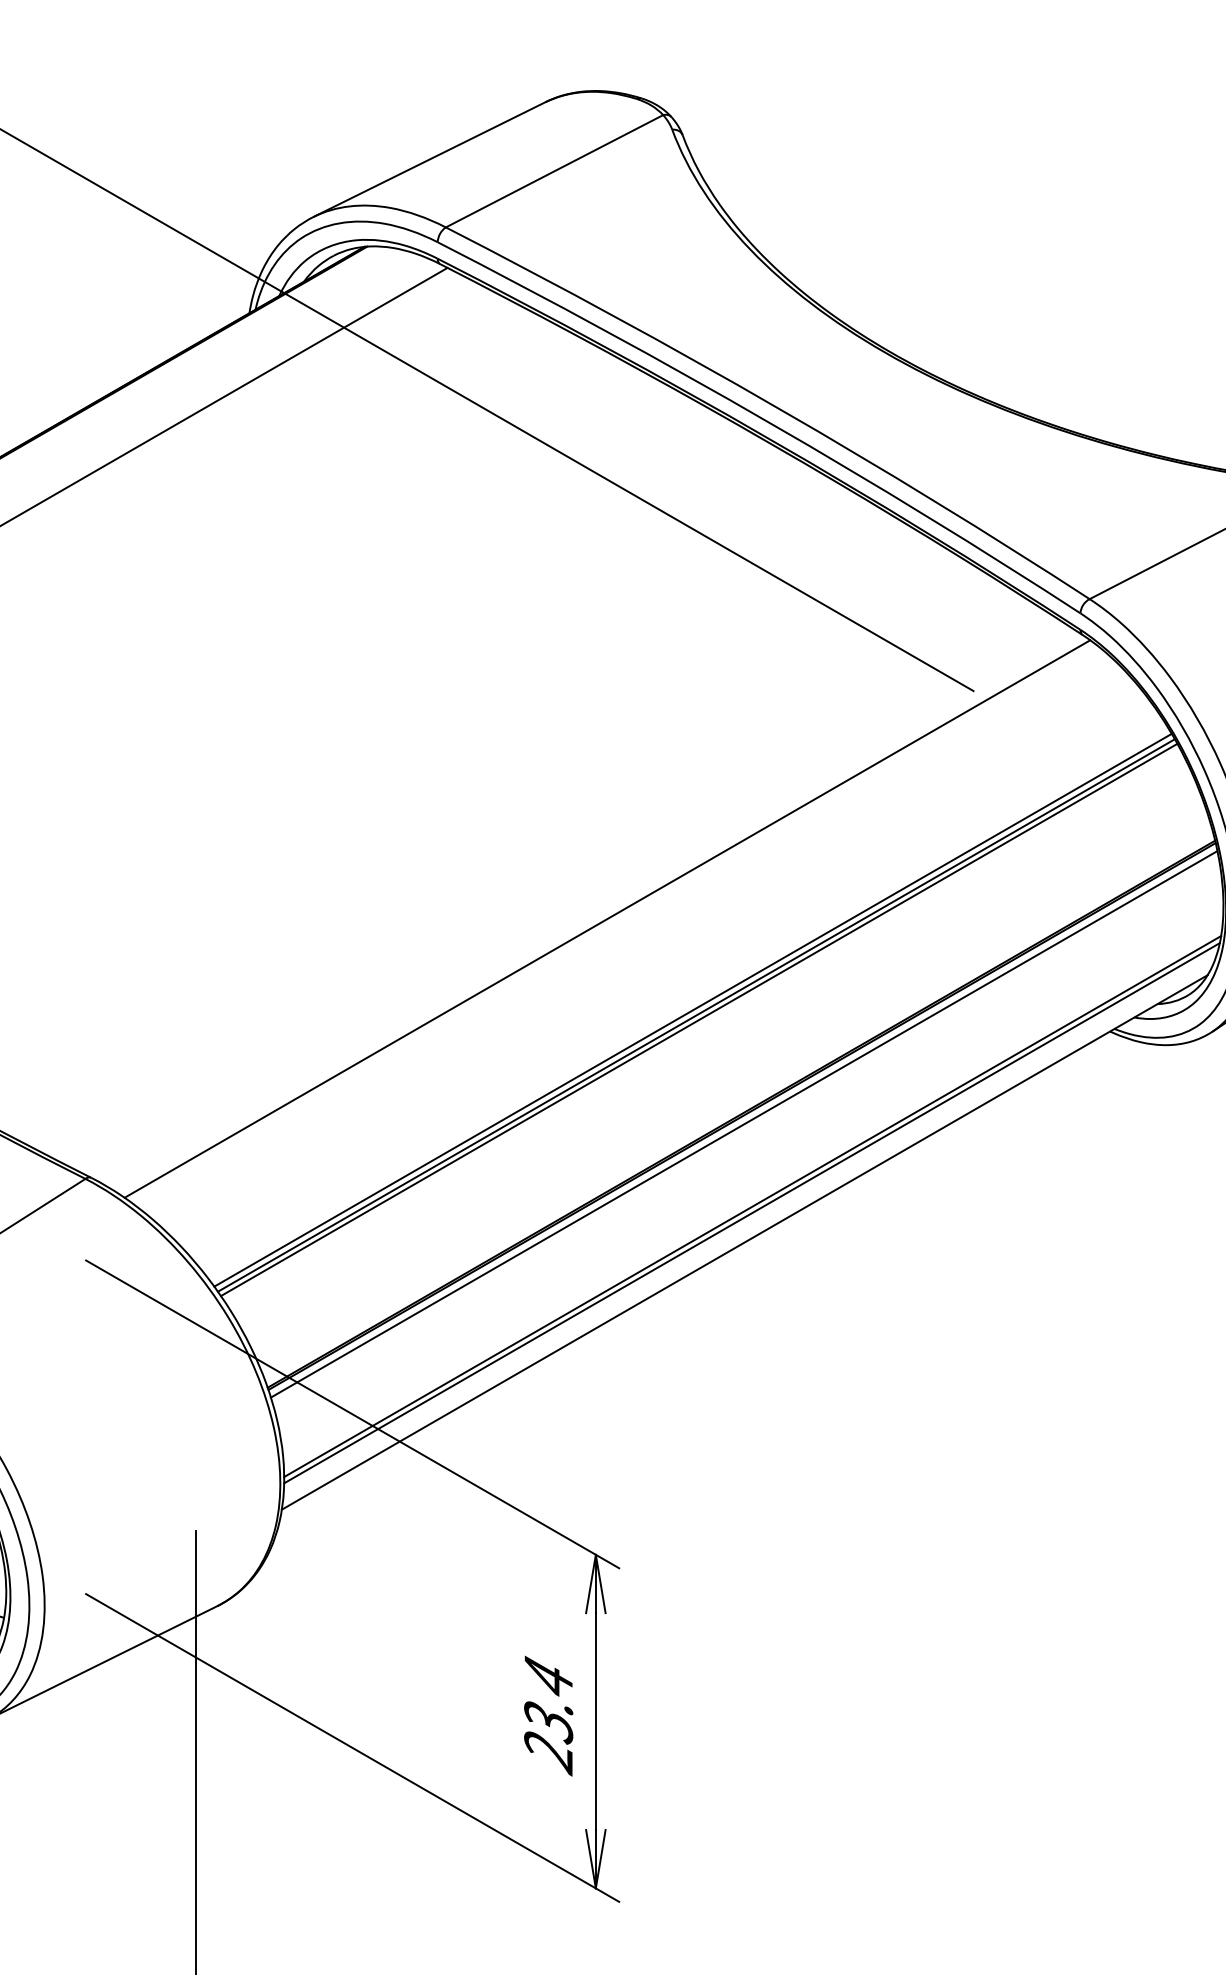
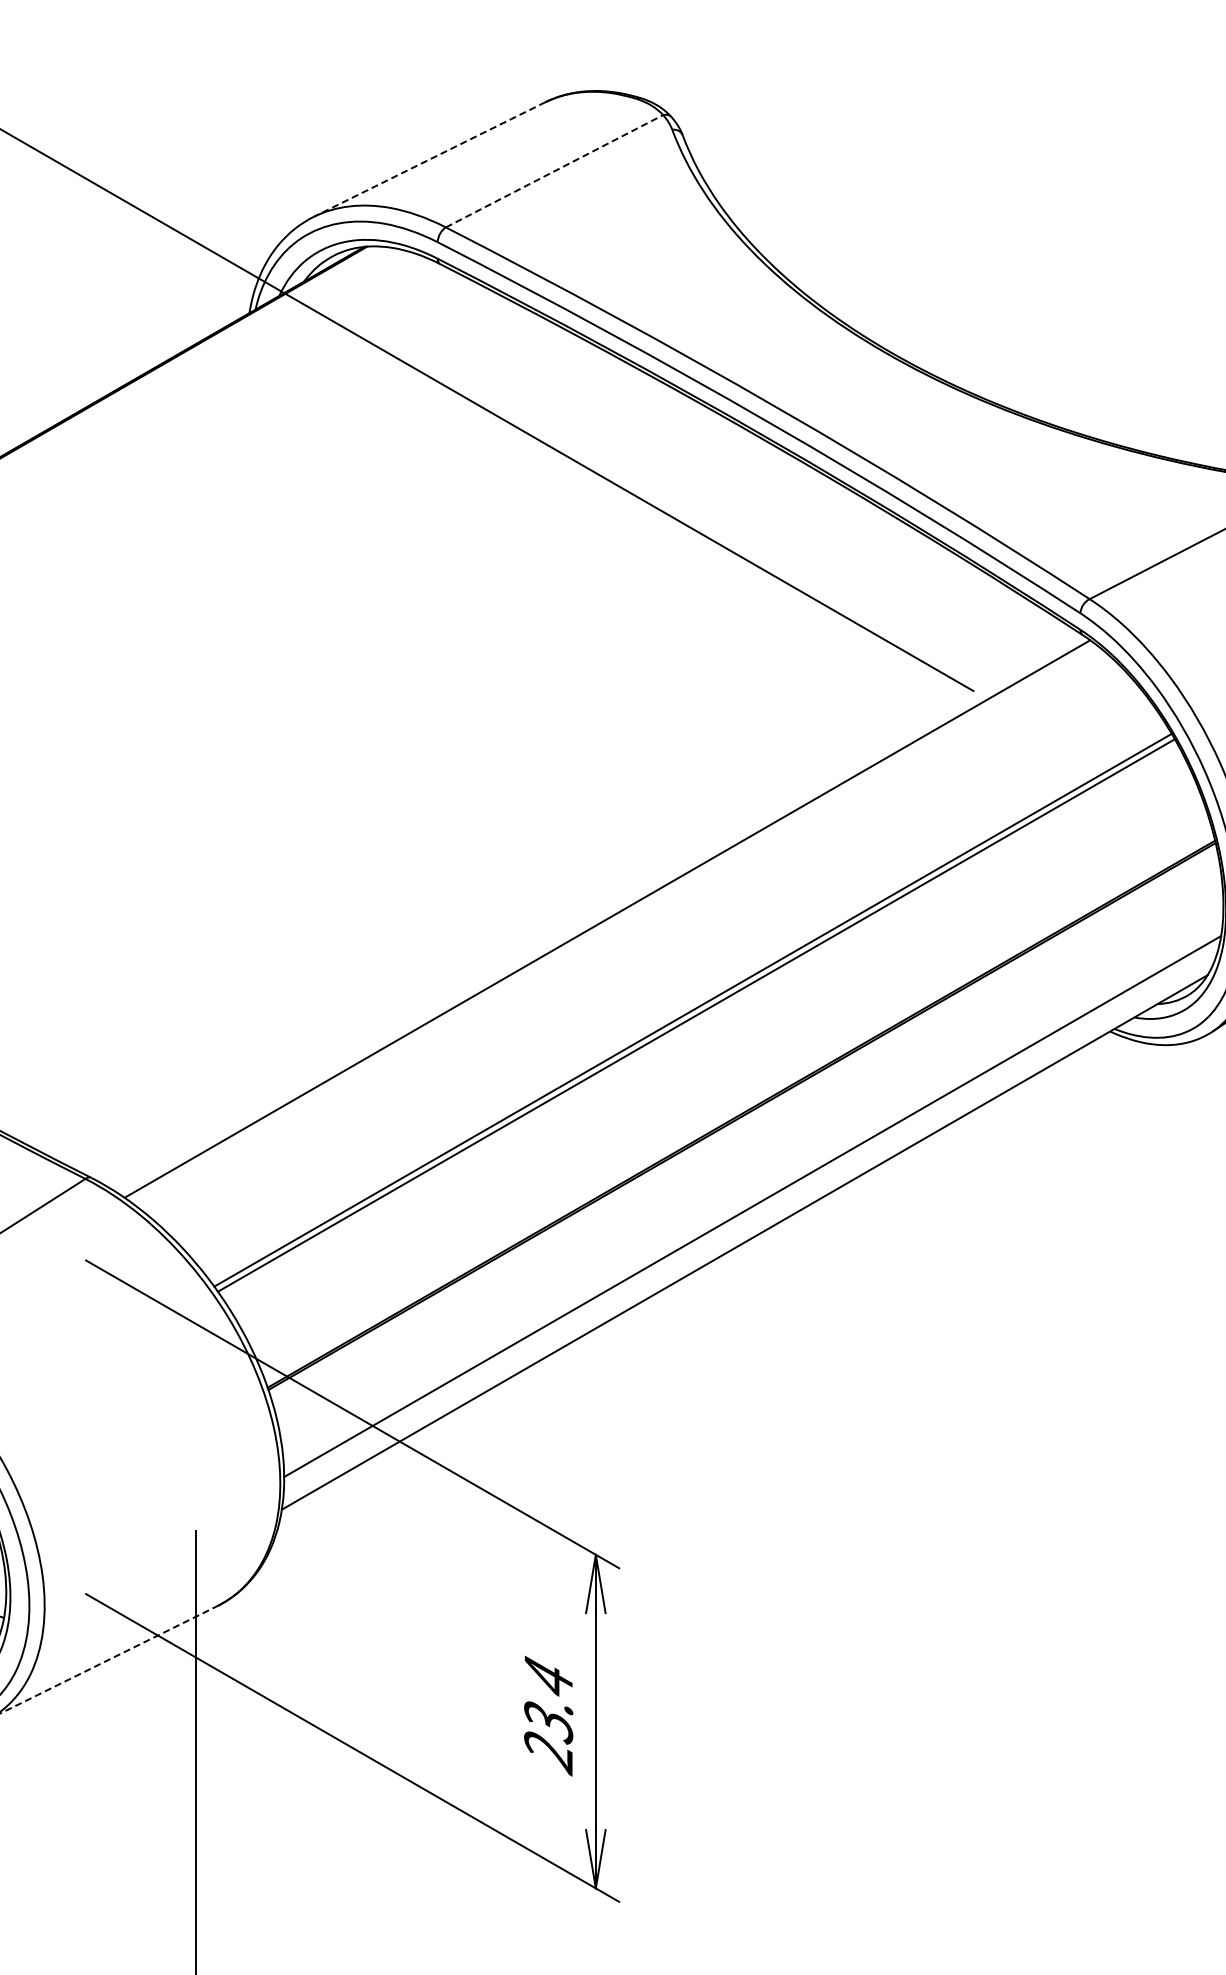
line: solid -> dashed (429, 159)
line: solid -> dashed (554, 171)
line: present -> none (224, 395)
line: present -> none (699, 1019)
line: present -> none (743, 1124)
line: present -> none (751, 1213)
line: solid -> dashed (109, 1659)
